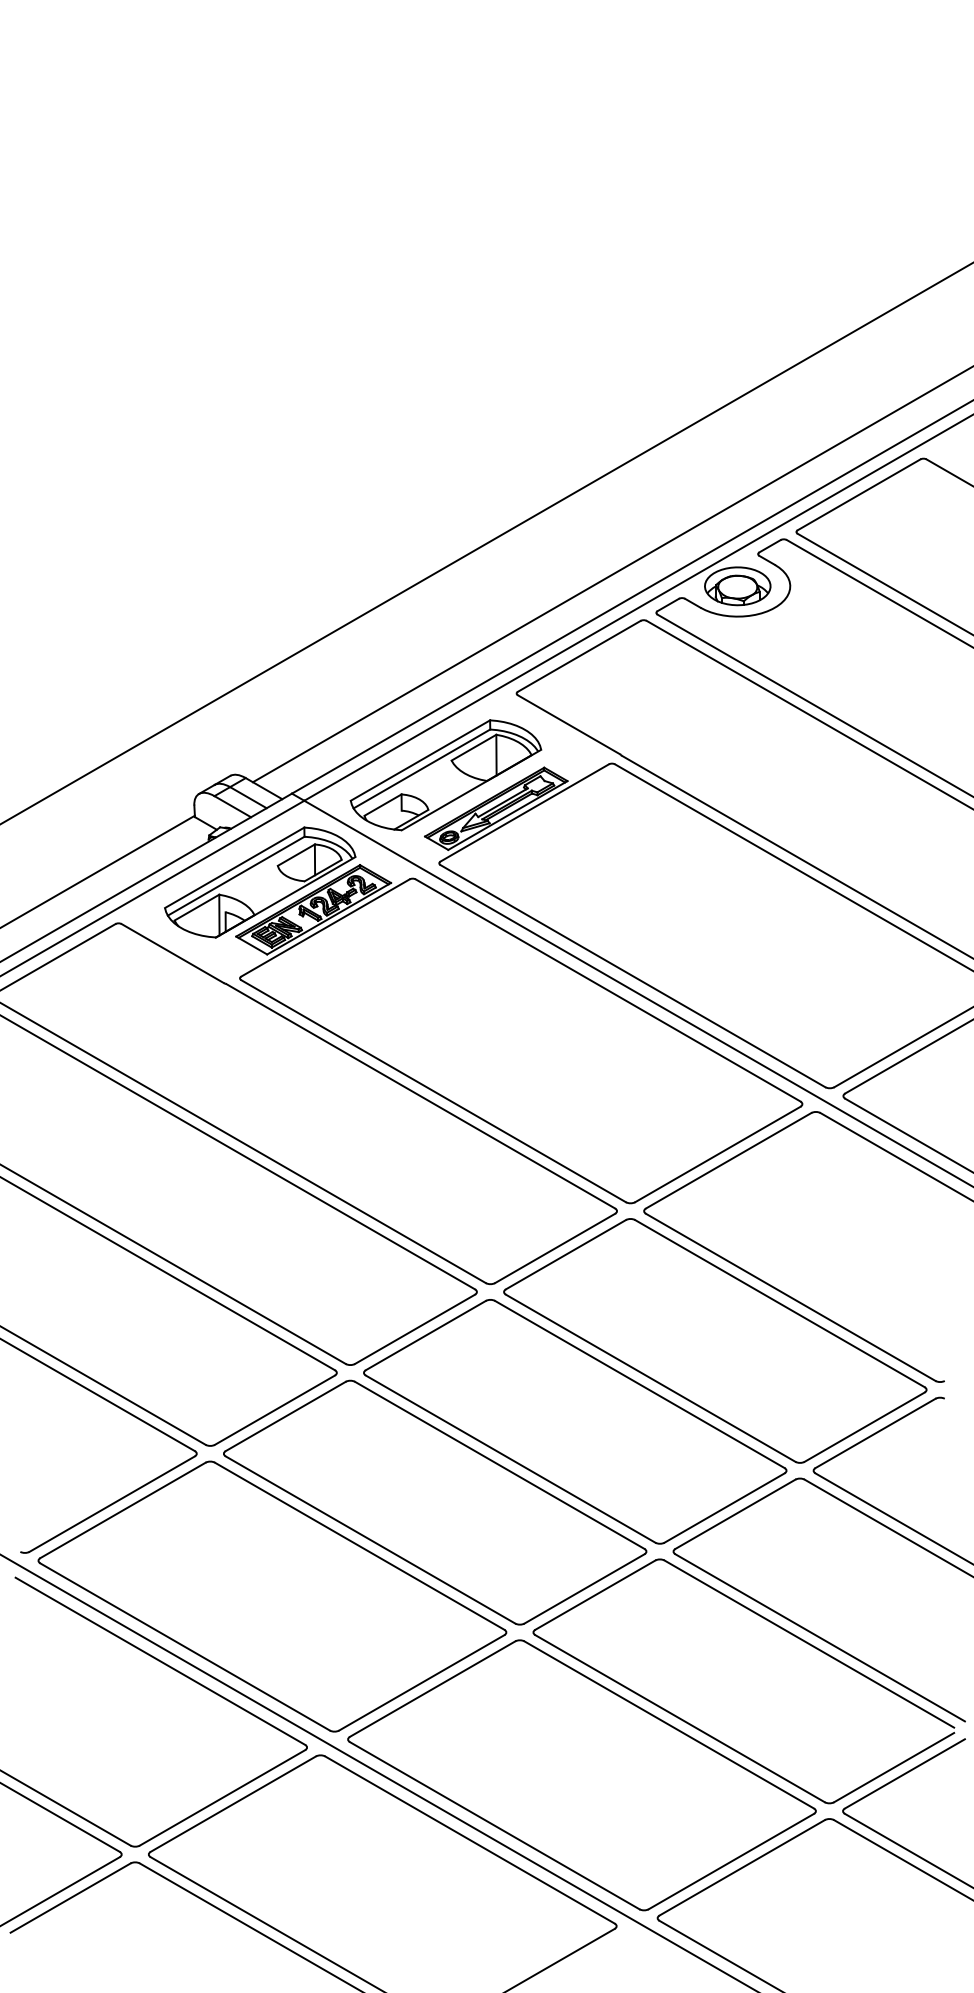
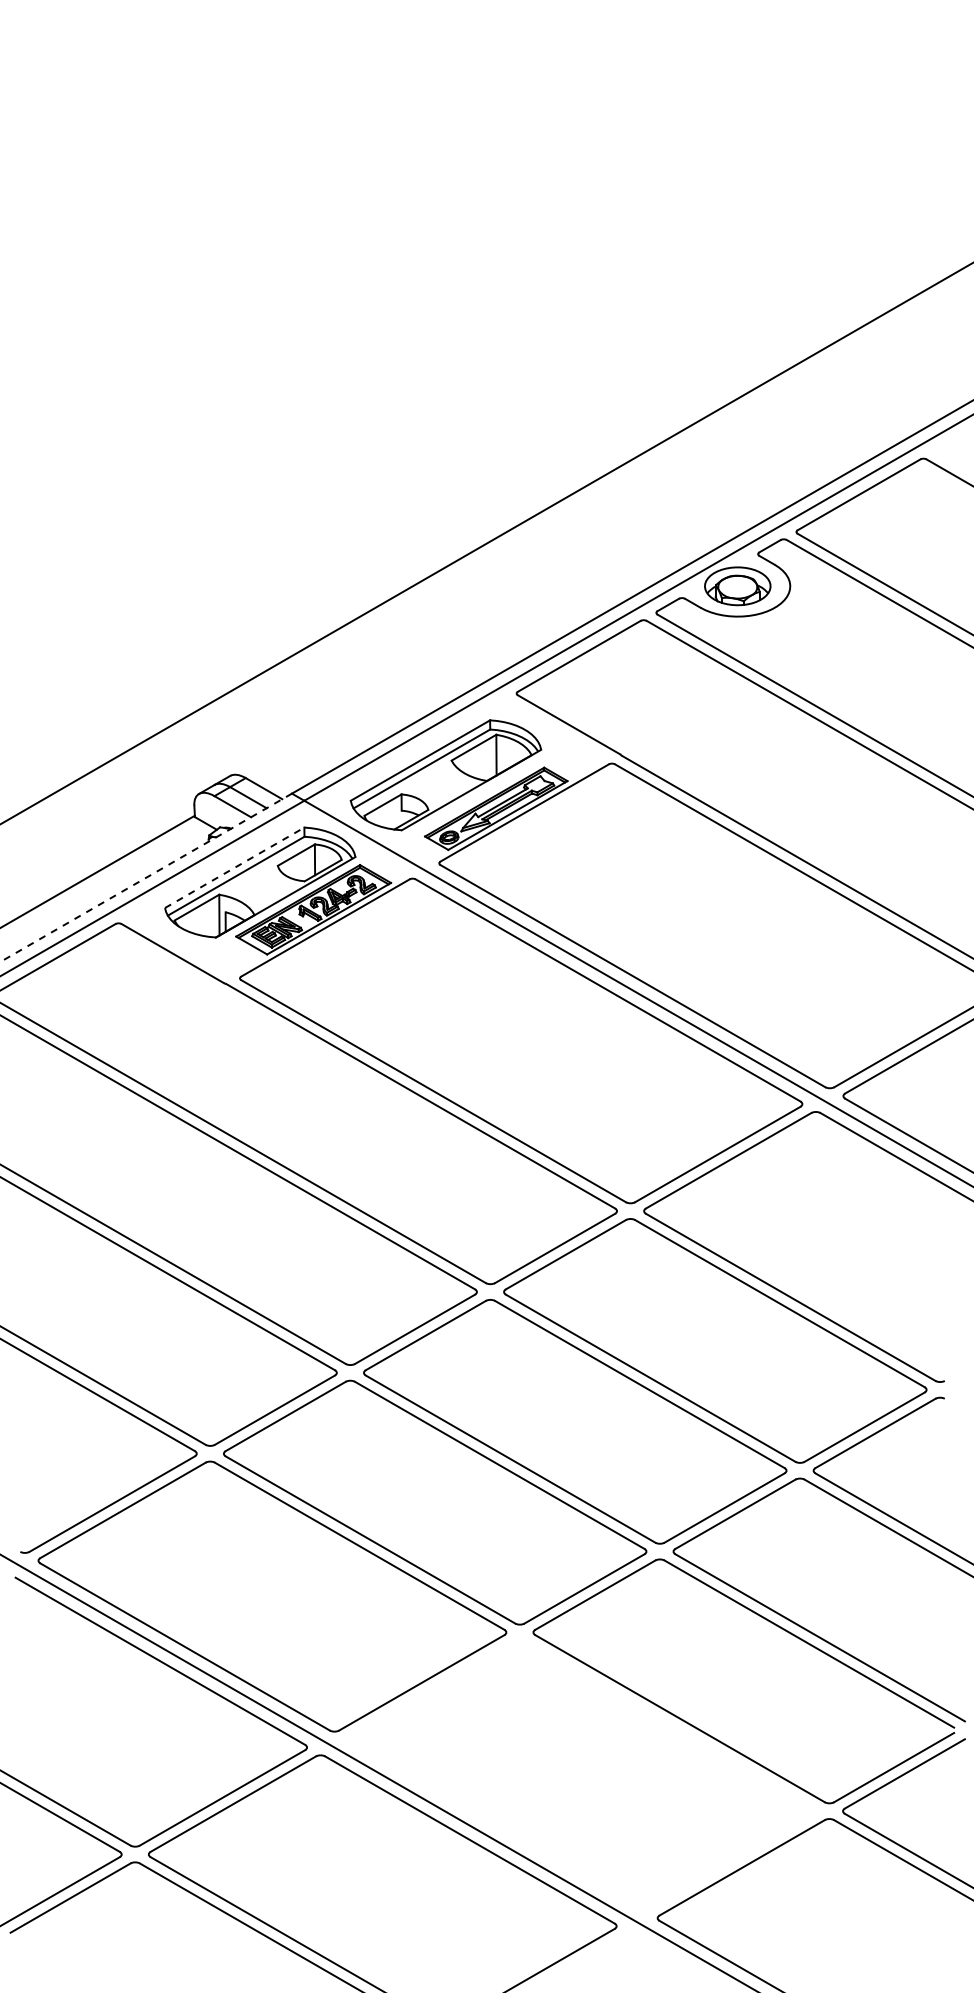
line: present -> none (611, 575)
line: solid -> dashed (235, 867)
line: solid -> dashed (146, 877)
part: present -> none (581, 1775)
